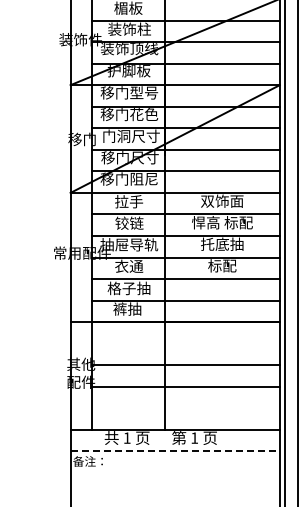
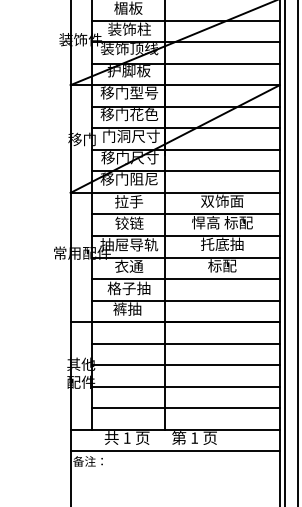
line: none -> present (185, 343)
line: none -> present (185, 408)
line: dashed -> solid (175, 451)
